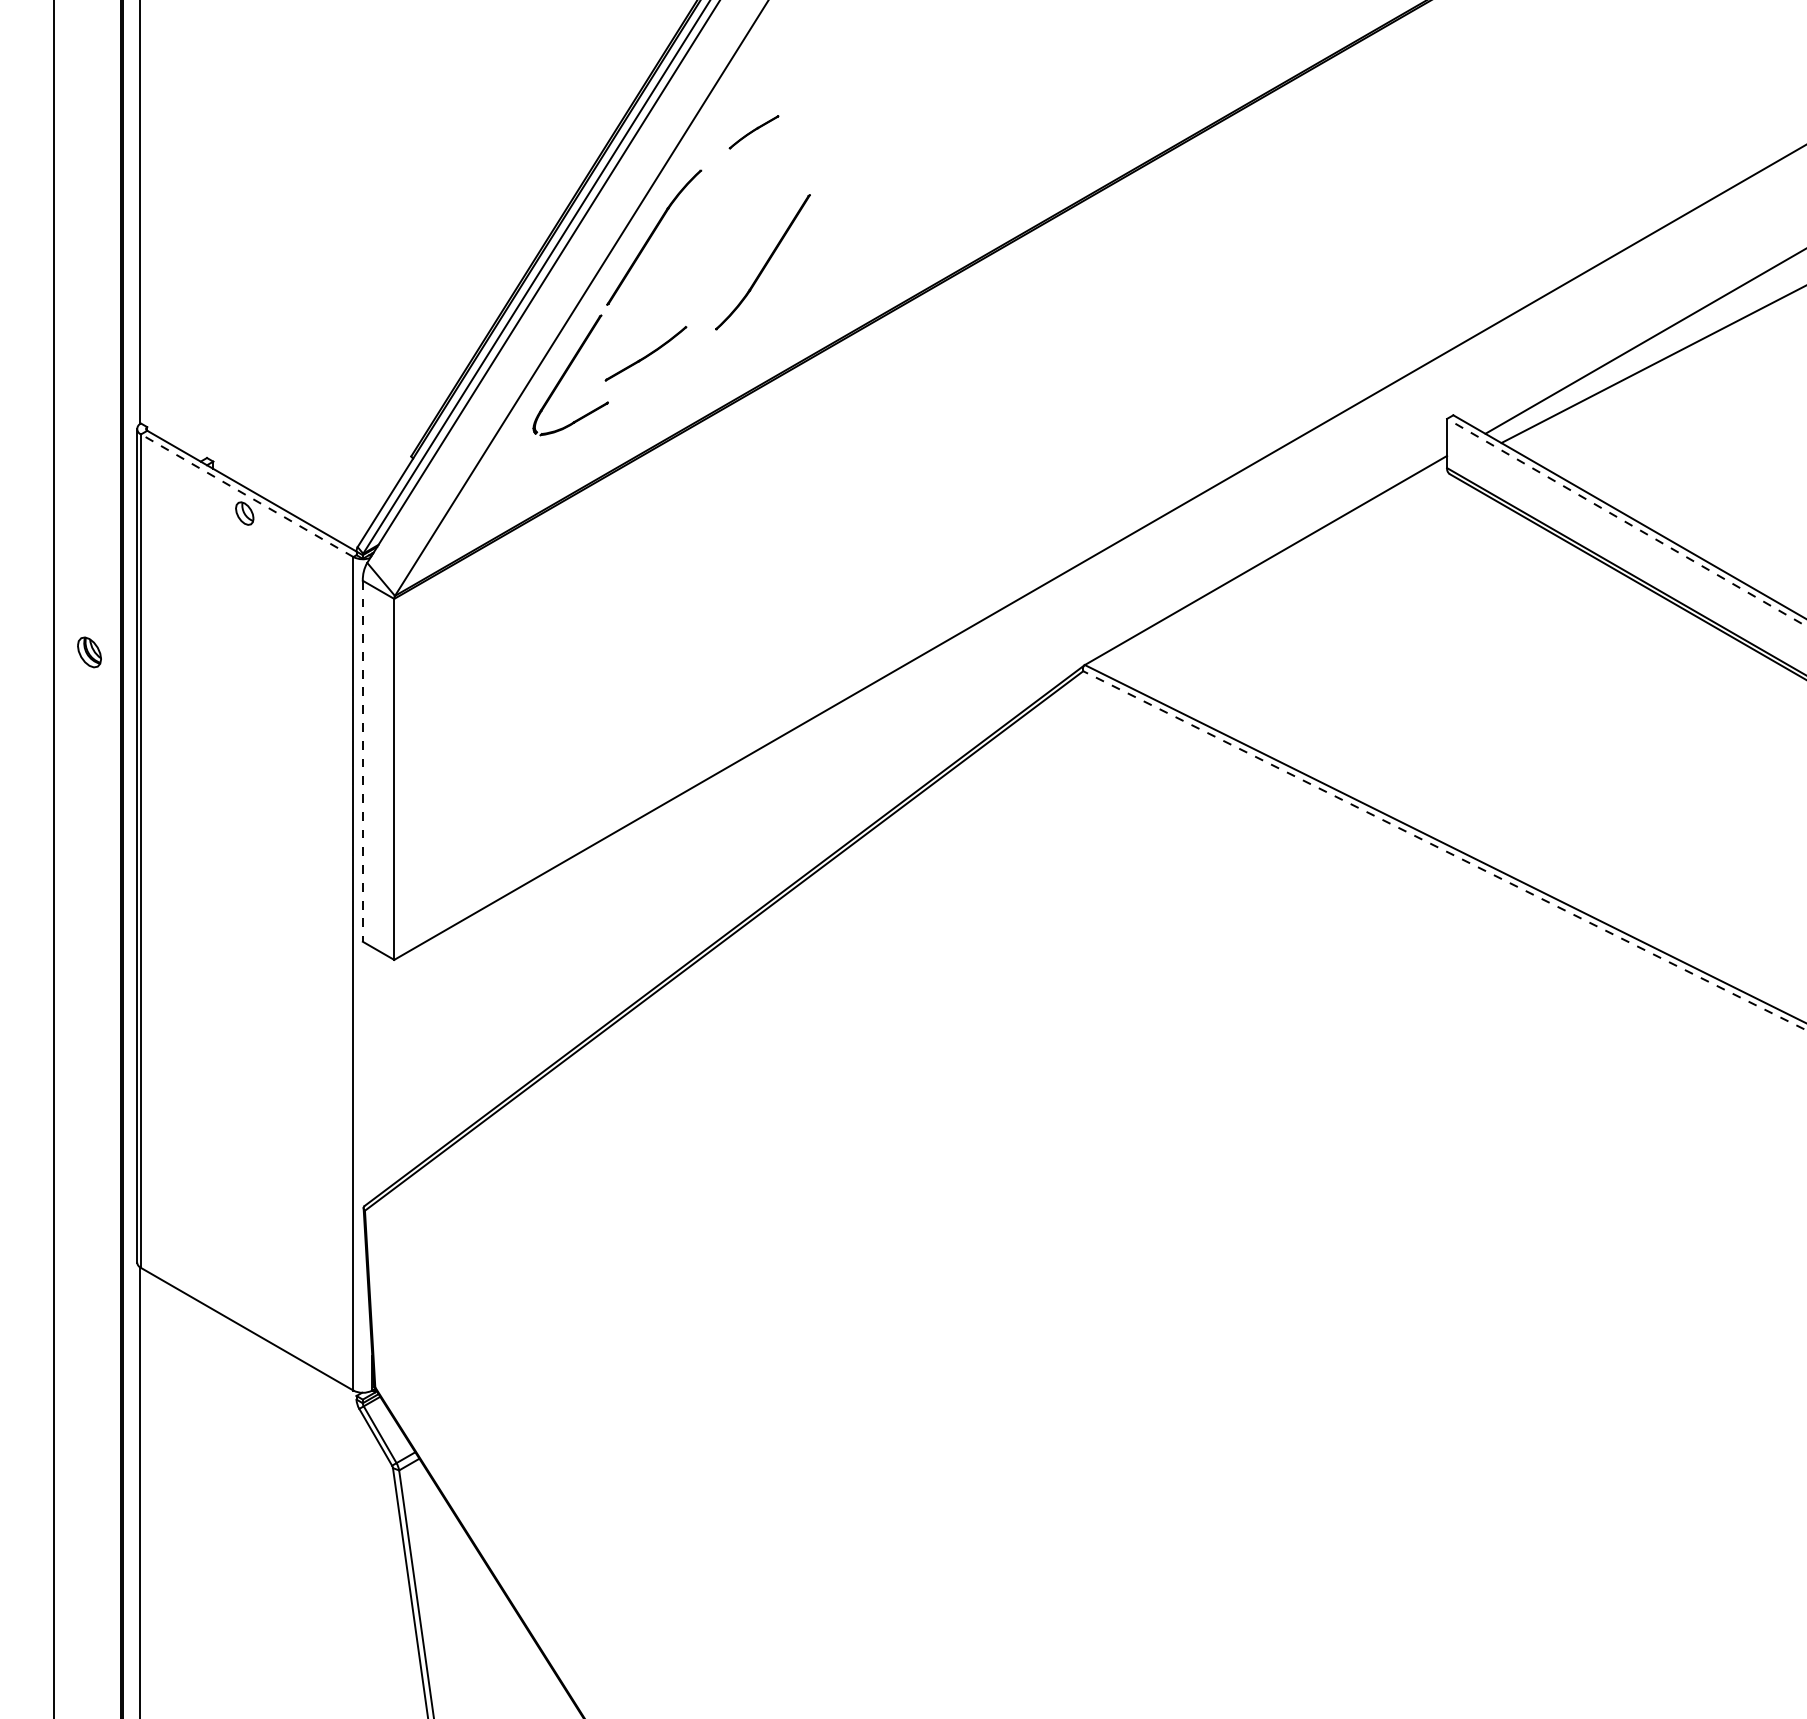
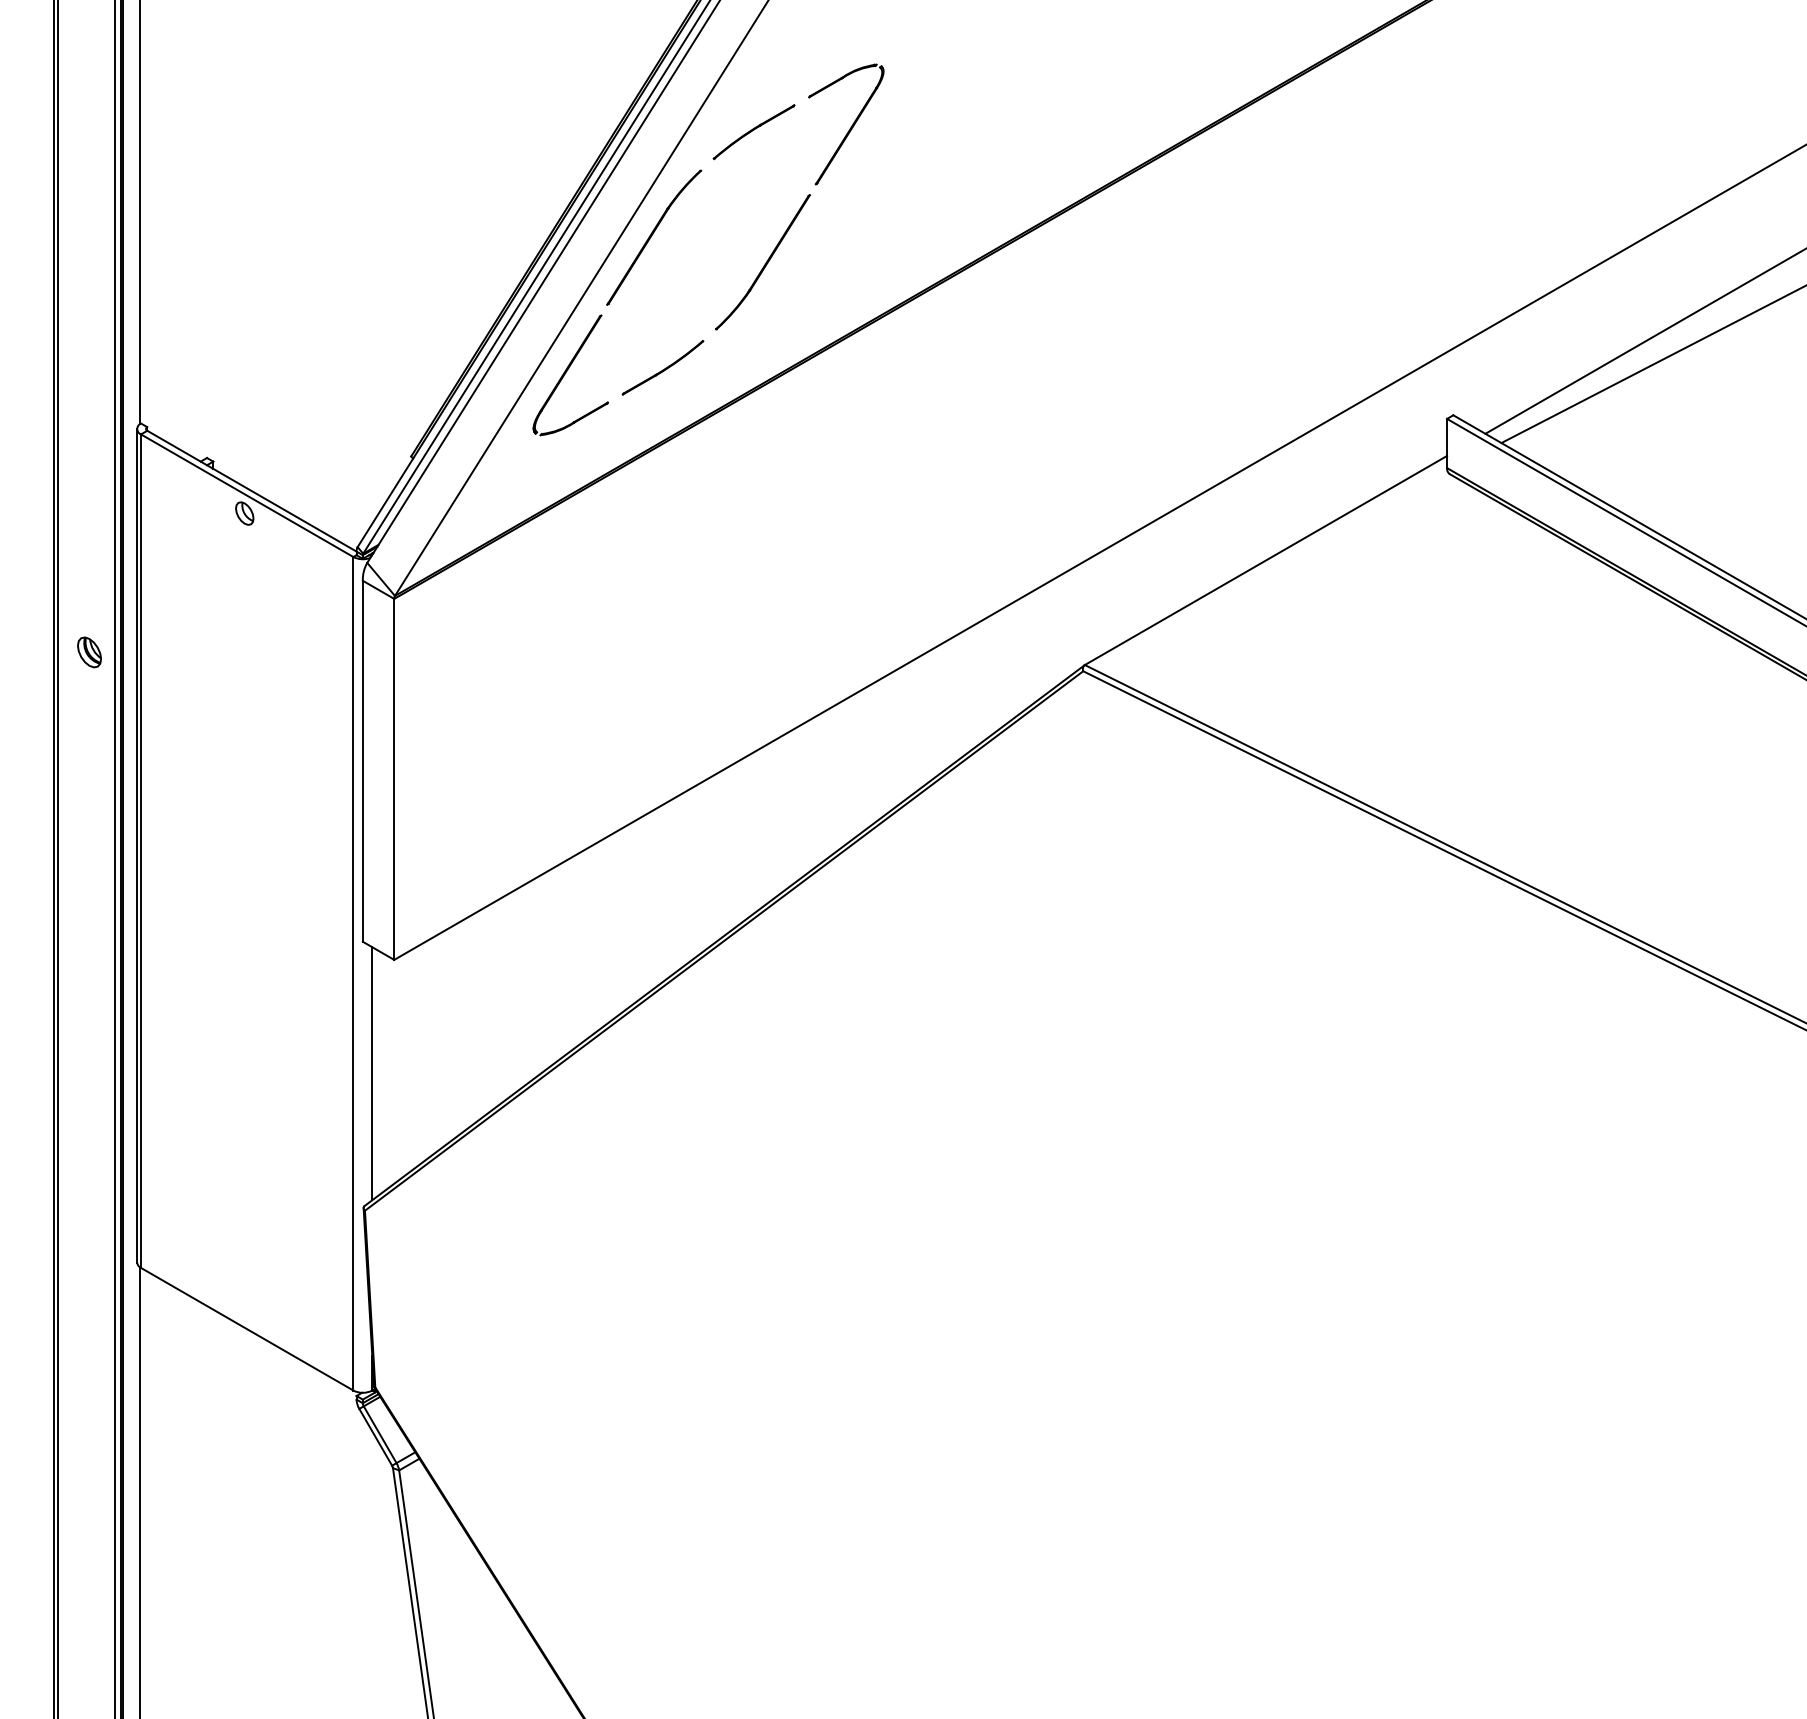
part: none -> present (846, 124)
part size: 52x35 px -> 84x57 px (753, 132)
part position: (645, 353) -> (662, 367) (662, 367)
line: dashed -> solid (247, 495)
line: dashed -> solid (1626, 522)
line: dashed -> solid (362, 761)
line: dashed -> solid (1444, 850)
line: none -> present (58, 858)
line: none -> present (114, 858)
line: none -> present (372, 1073)
